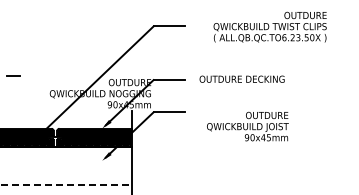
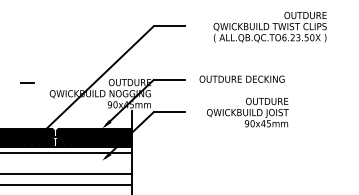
line position: (13, 75) -> (27, 82) (27, 82)
text position: (247, 126) -> (247, 112) (247, 112)
line: none -> present (67, 153)
line: none -> present (67, 173)
line: dashed -> solid (66, 185)
